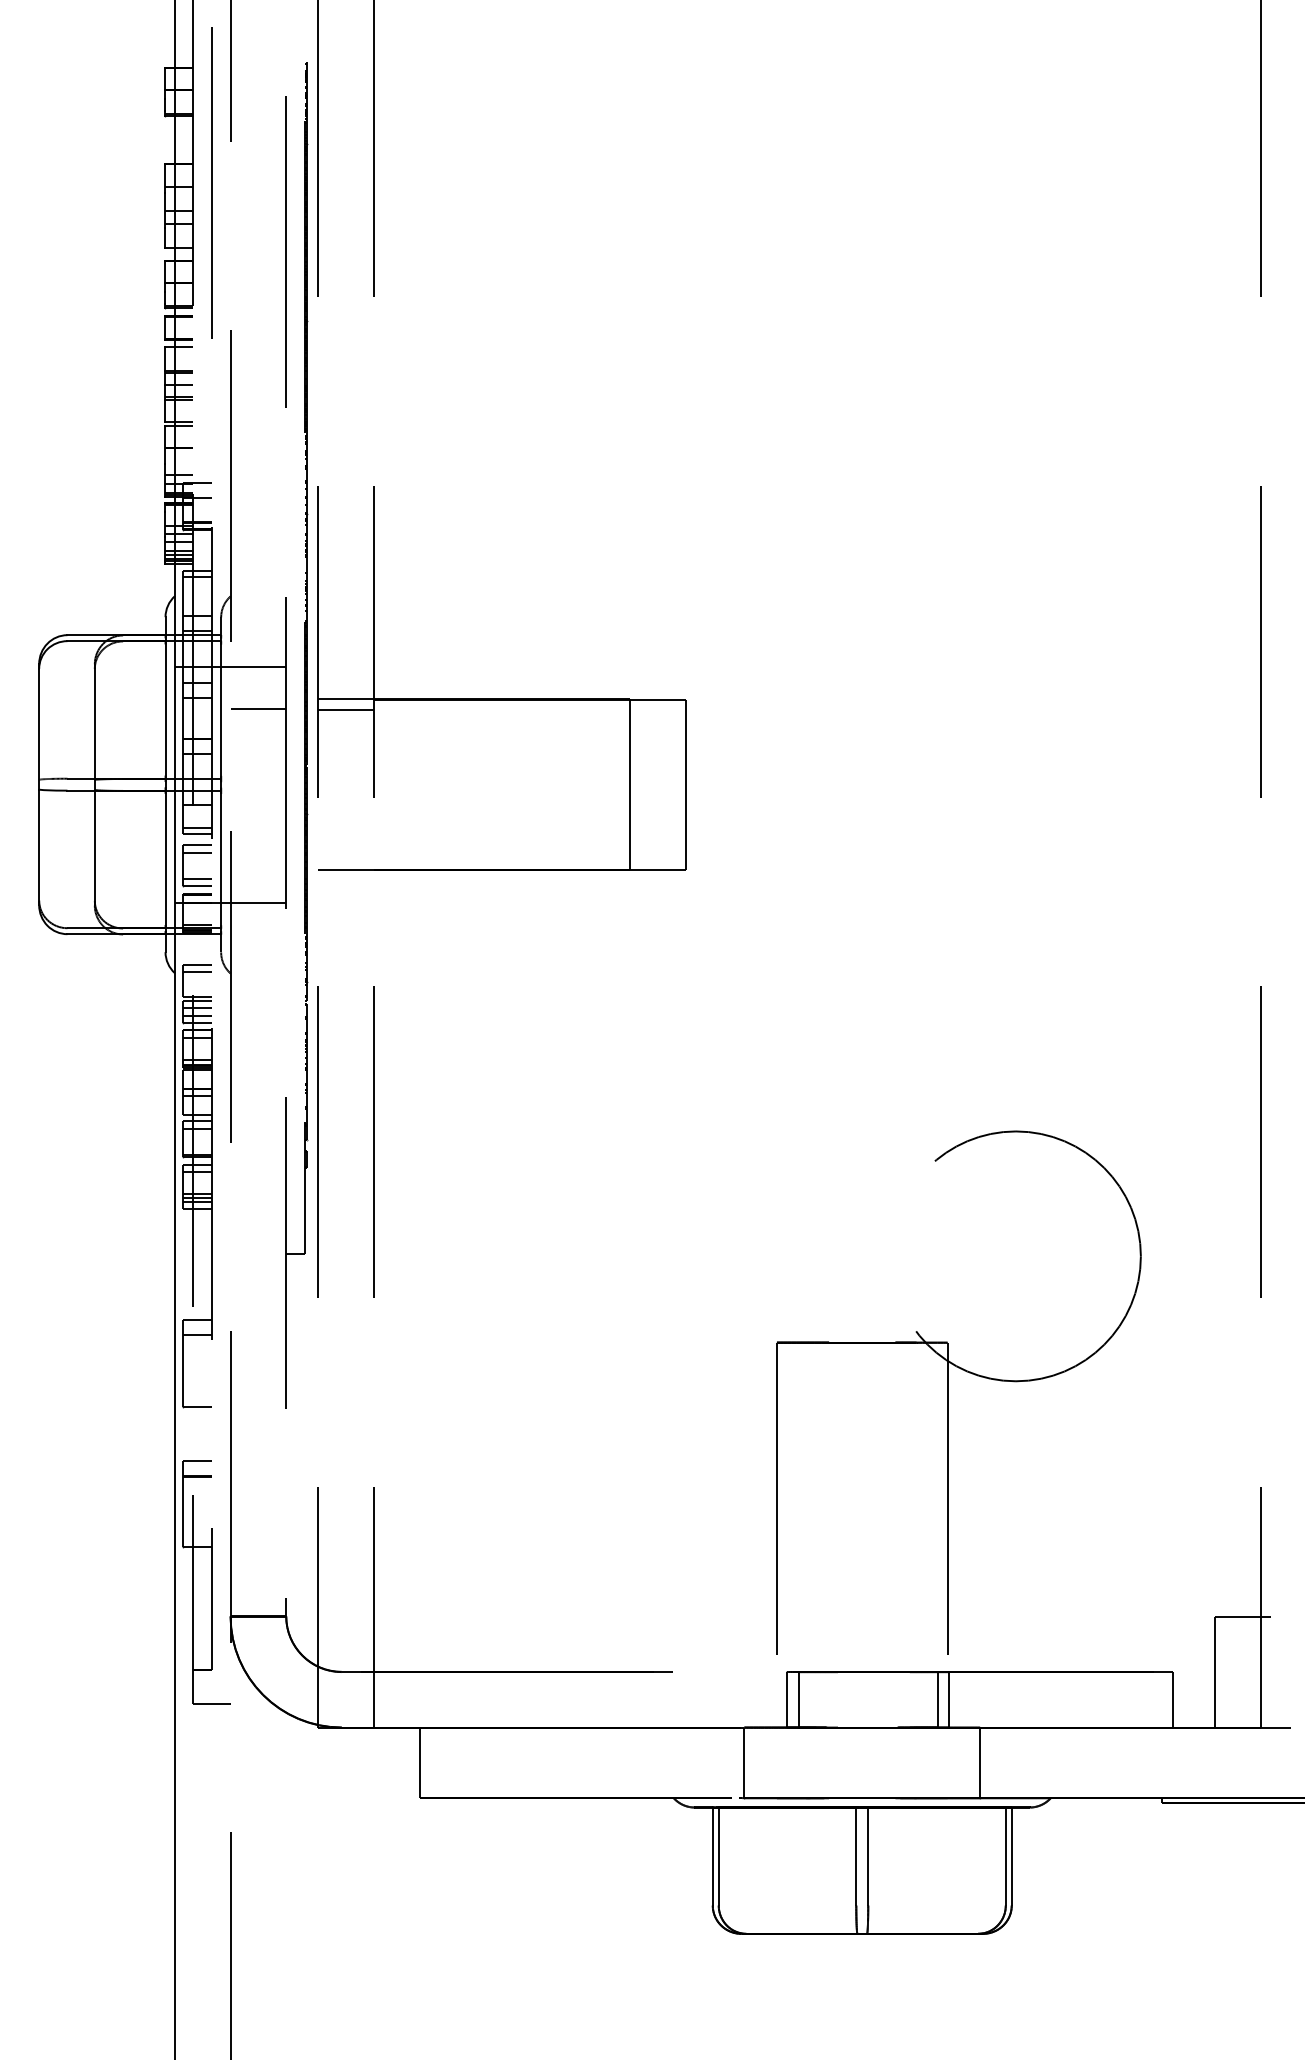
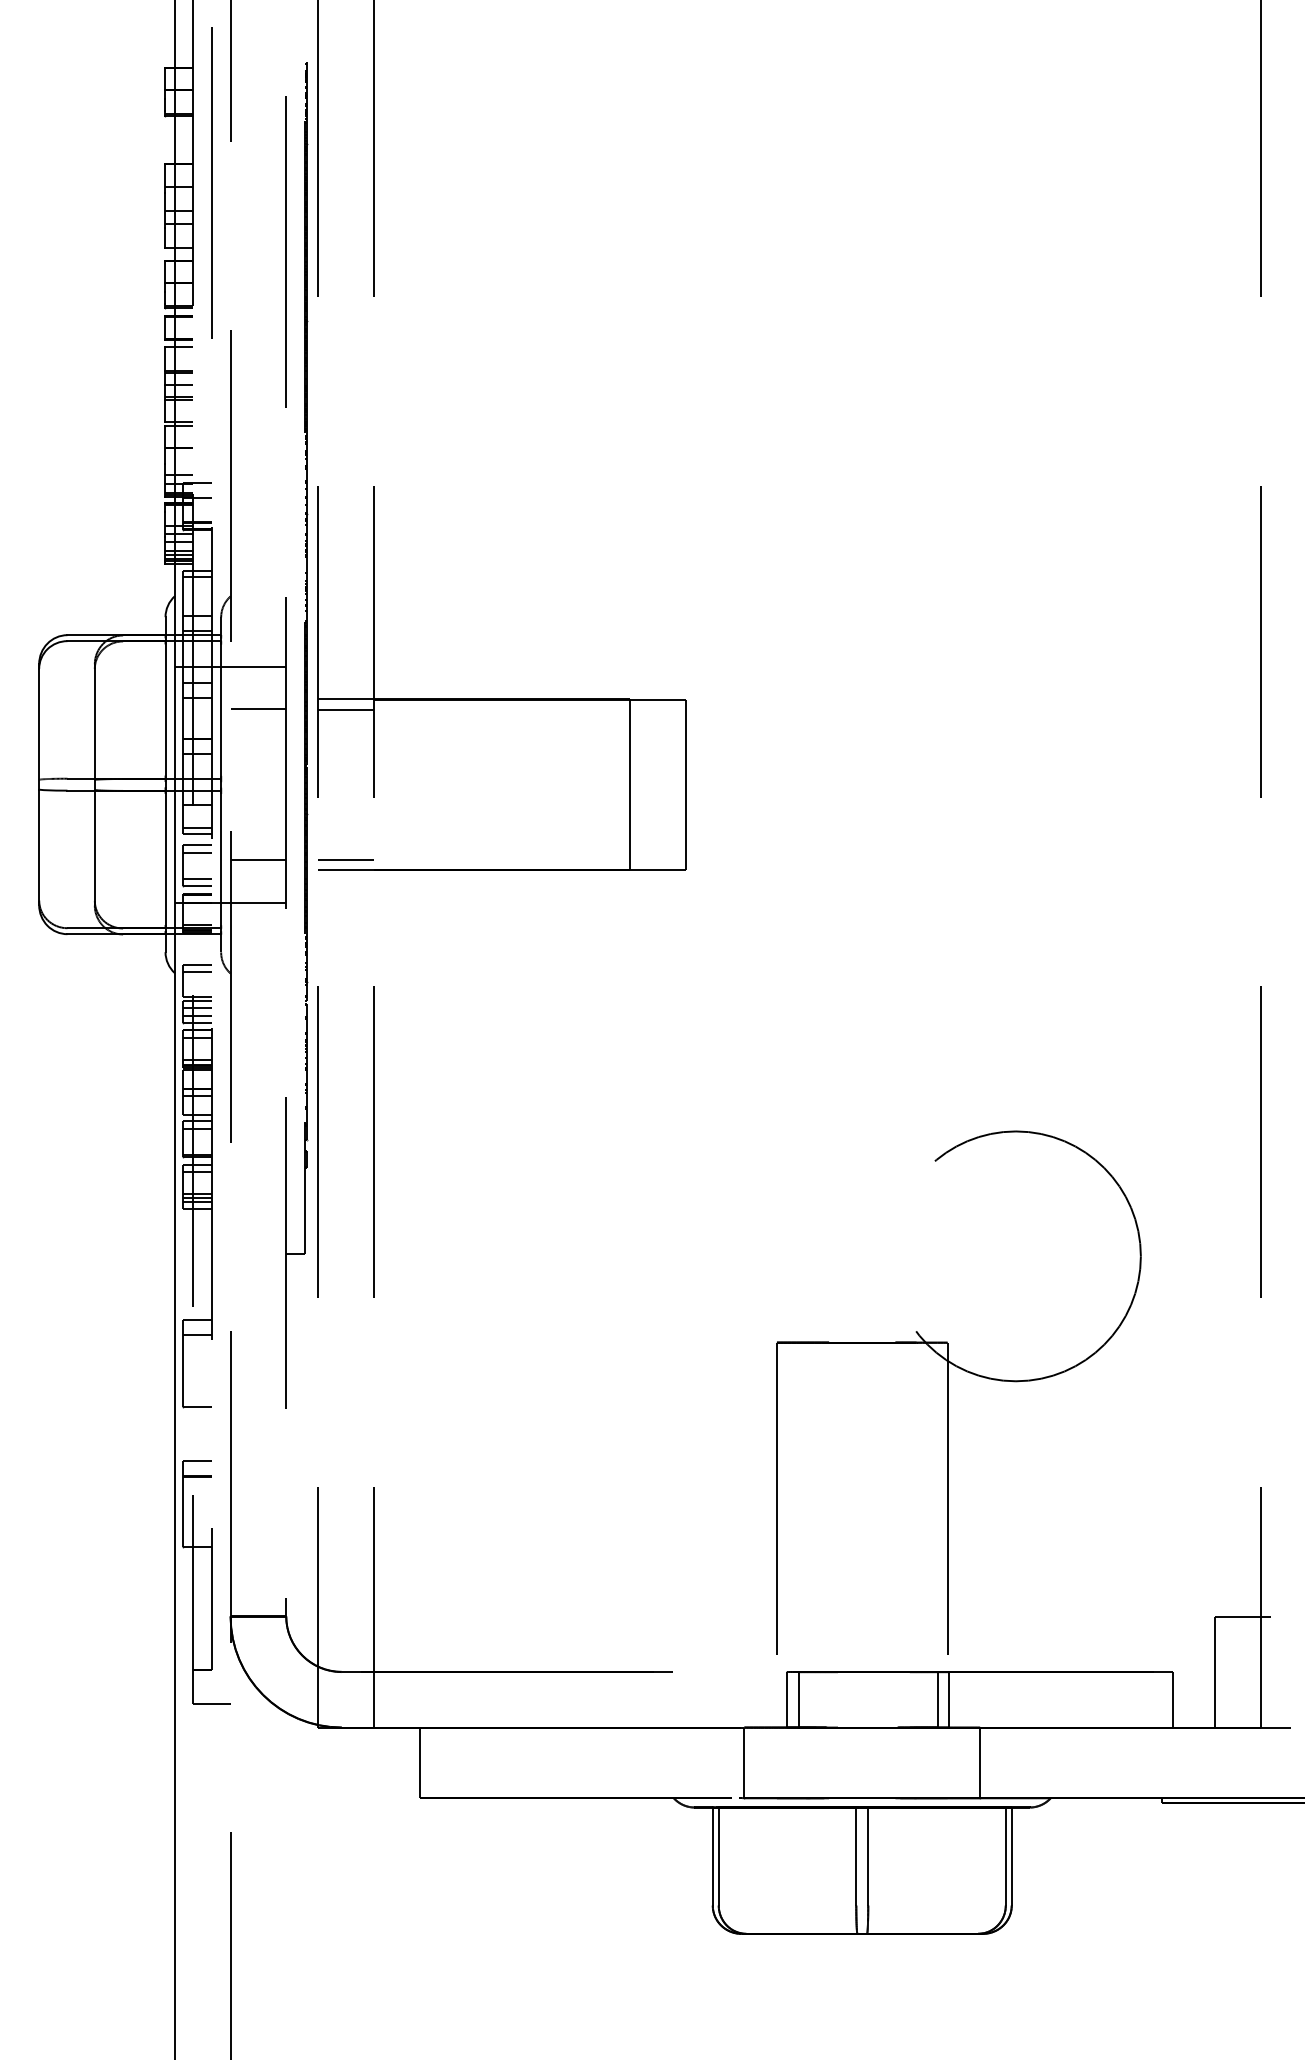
line: none -> present (345, 859)
line: none -> present (258, 860)
